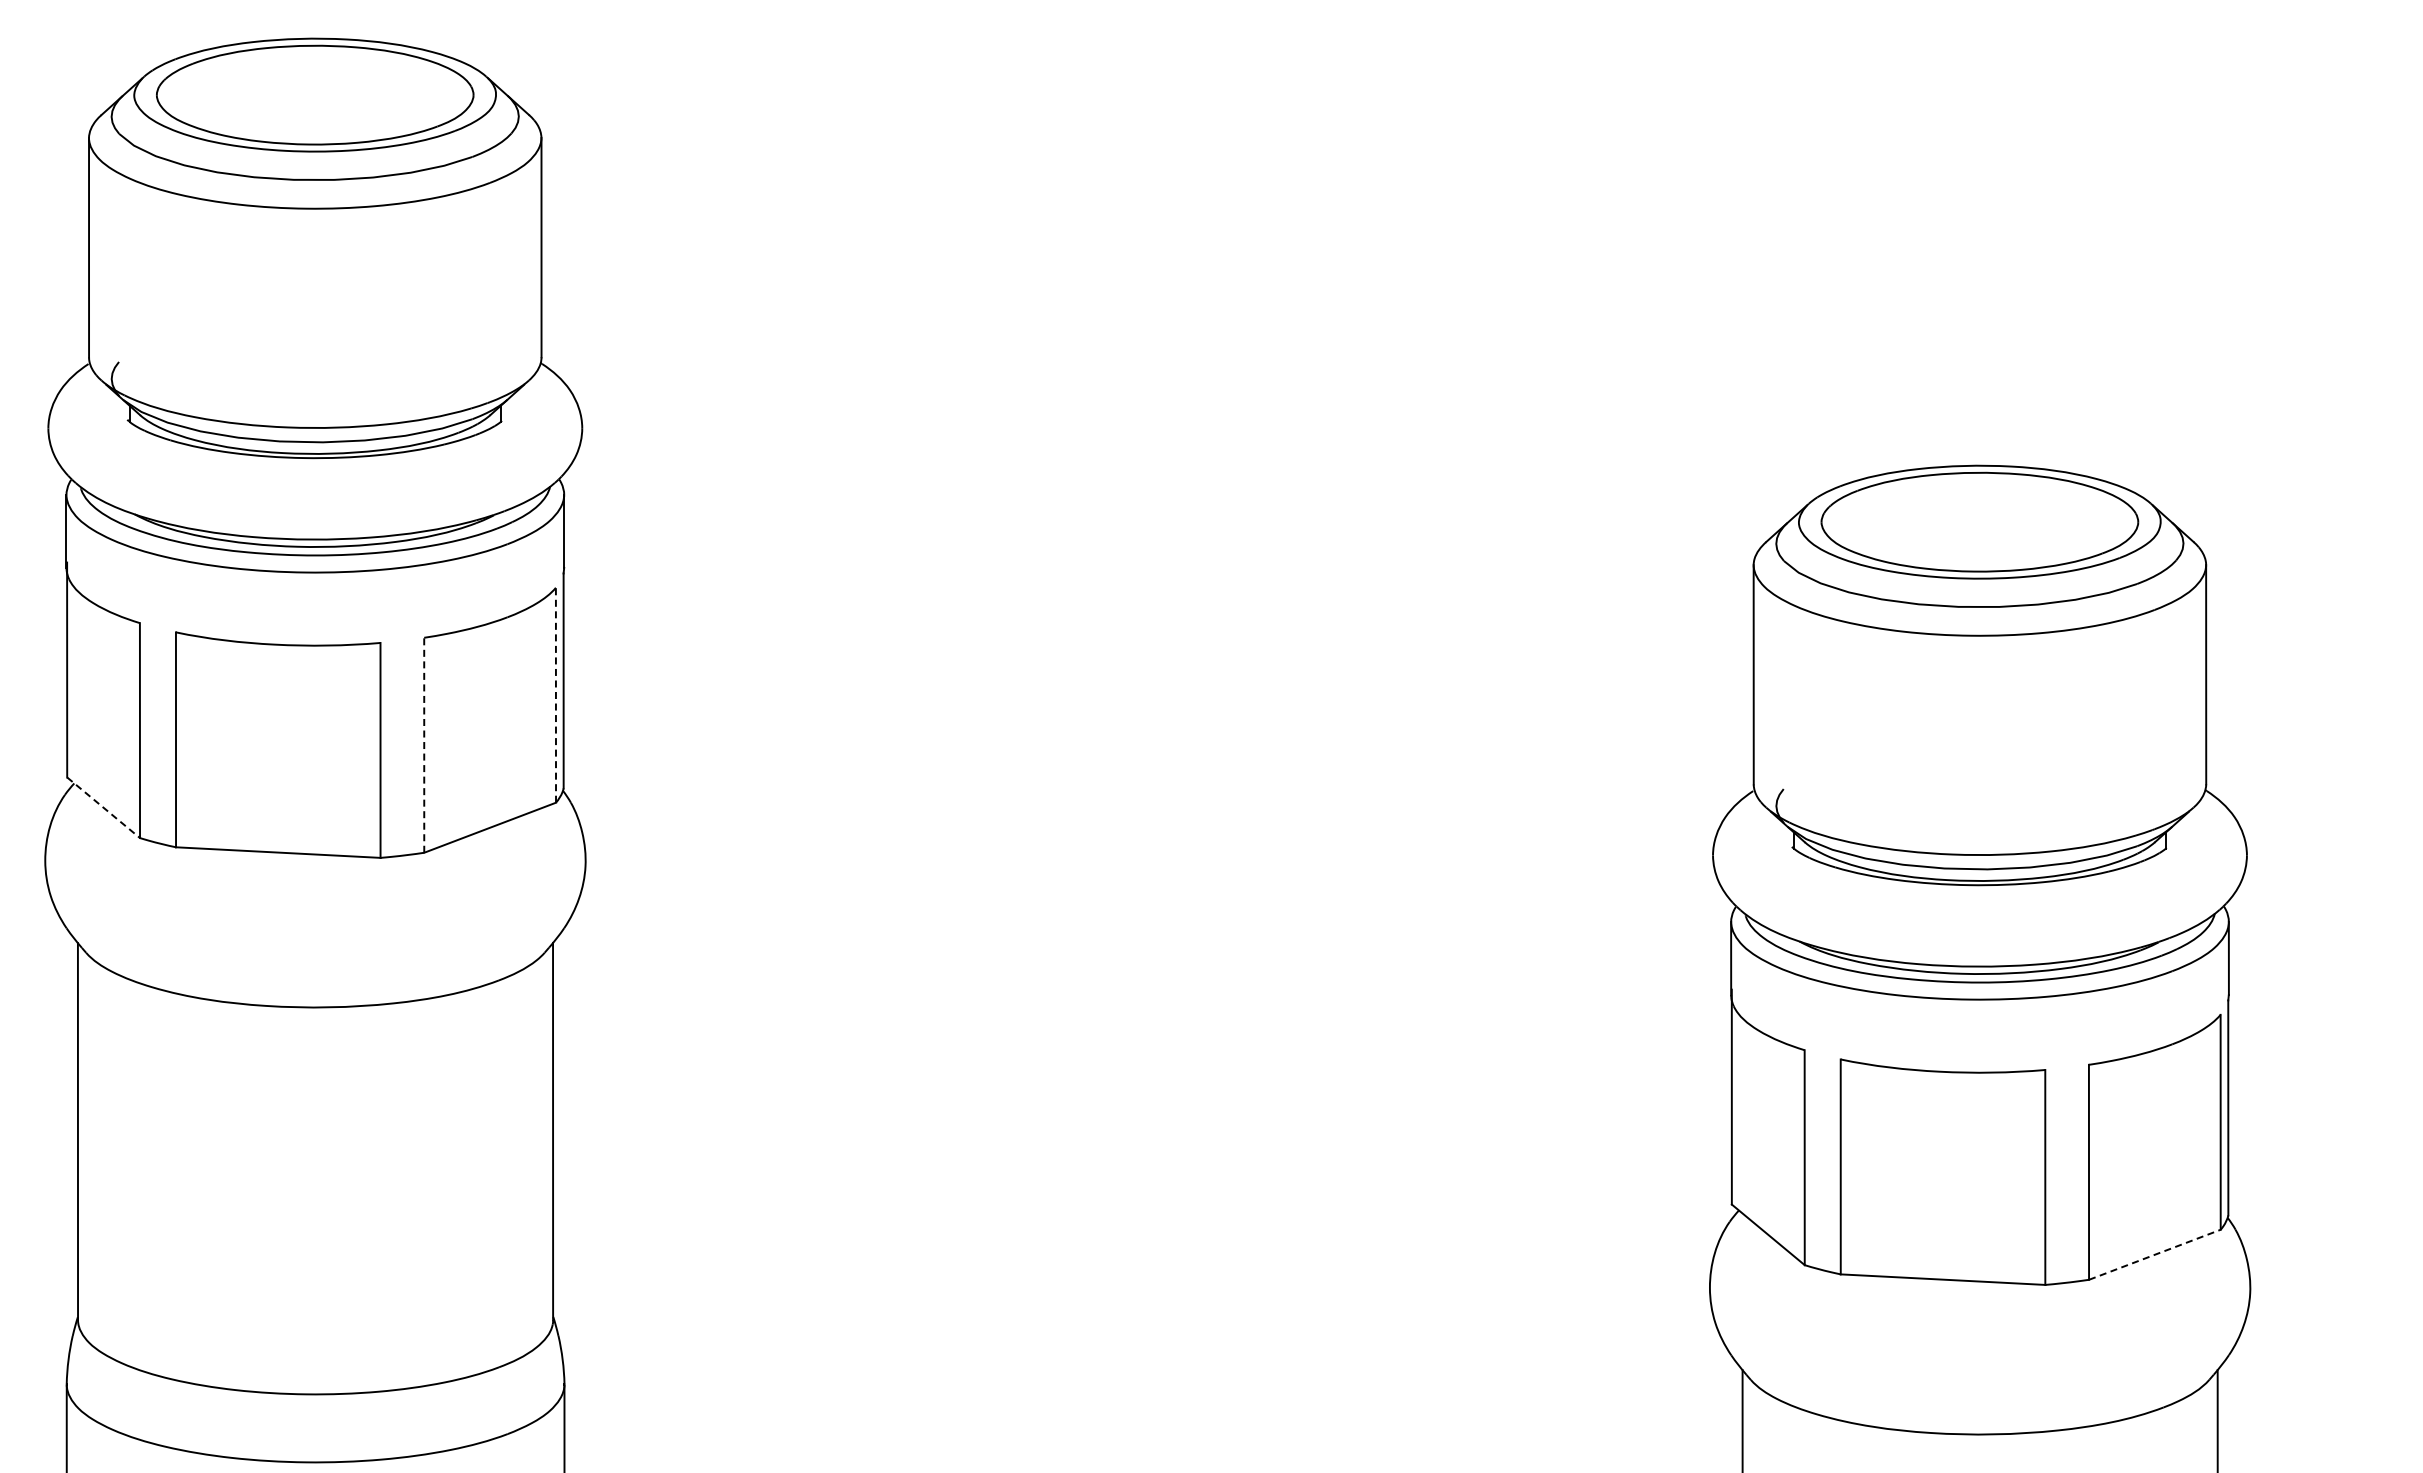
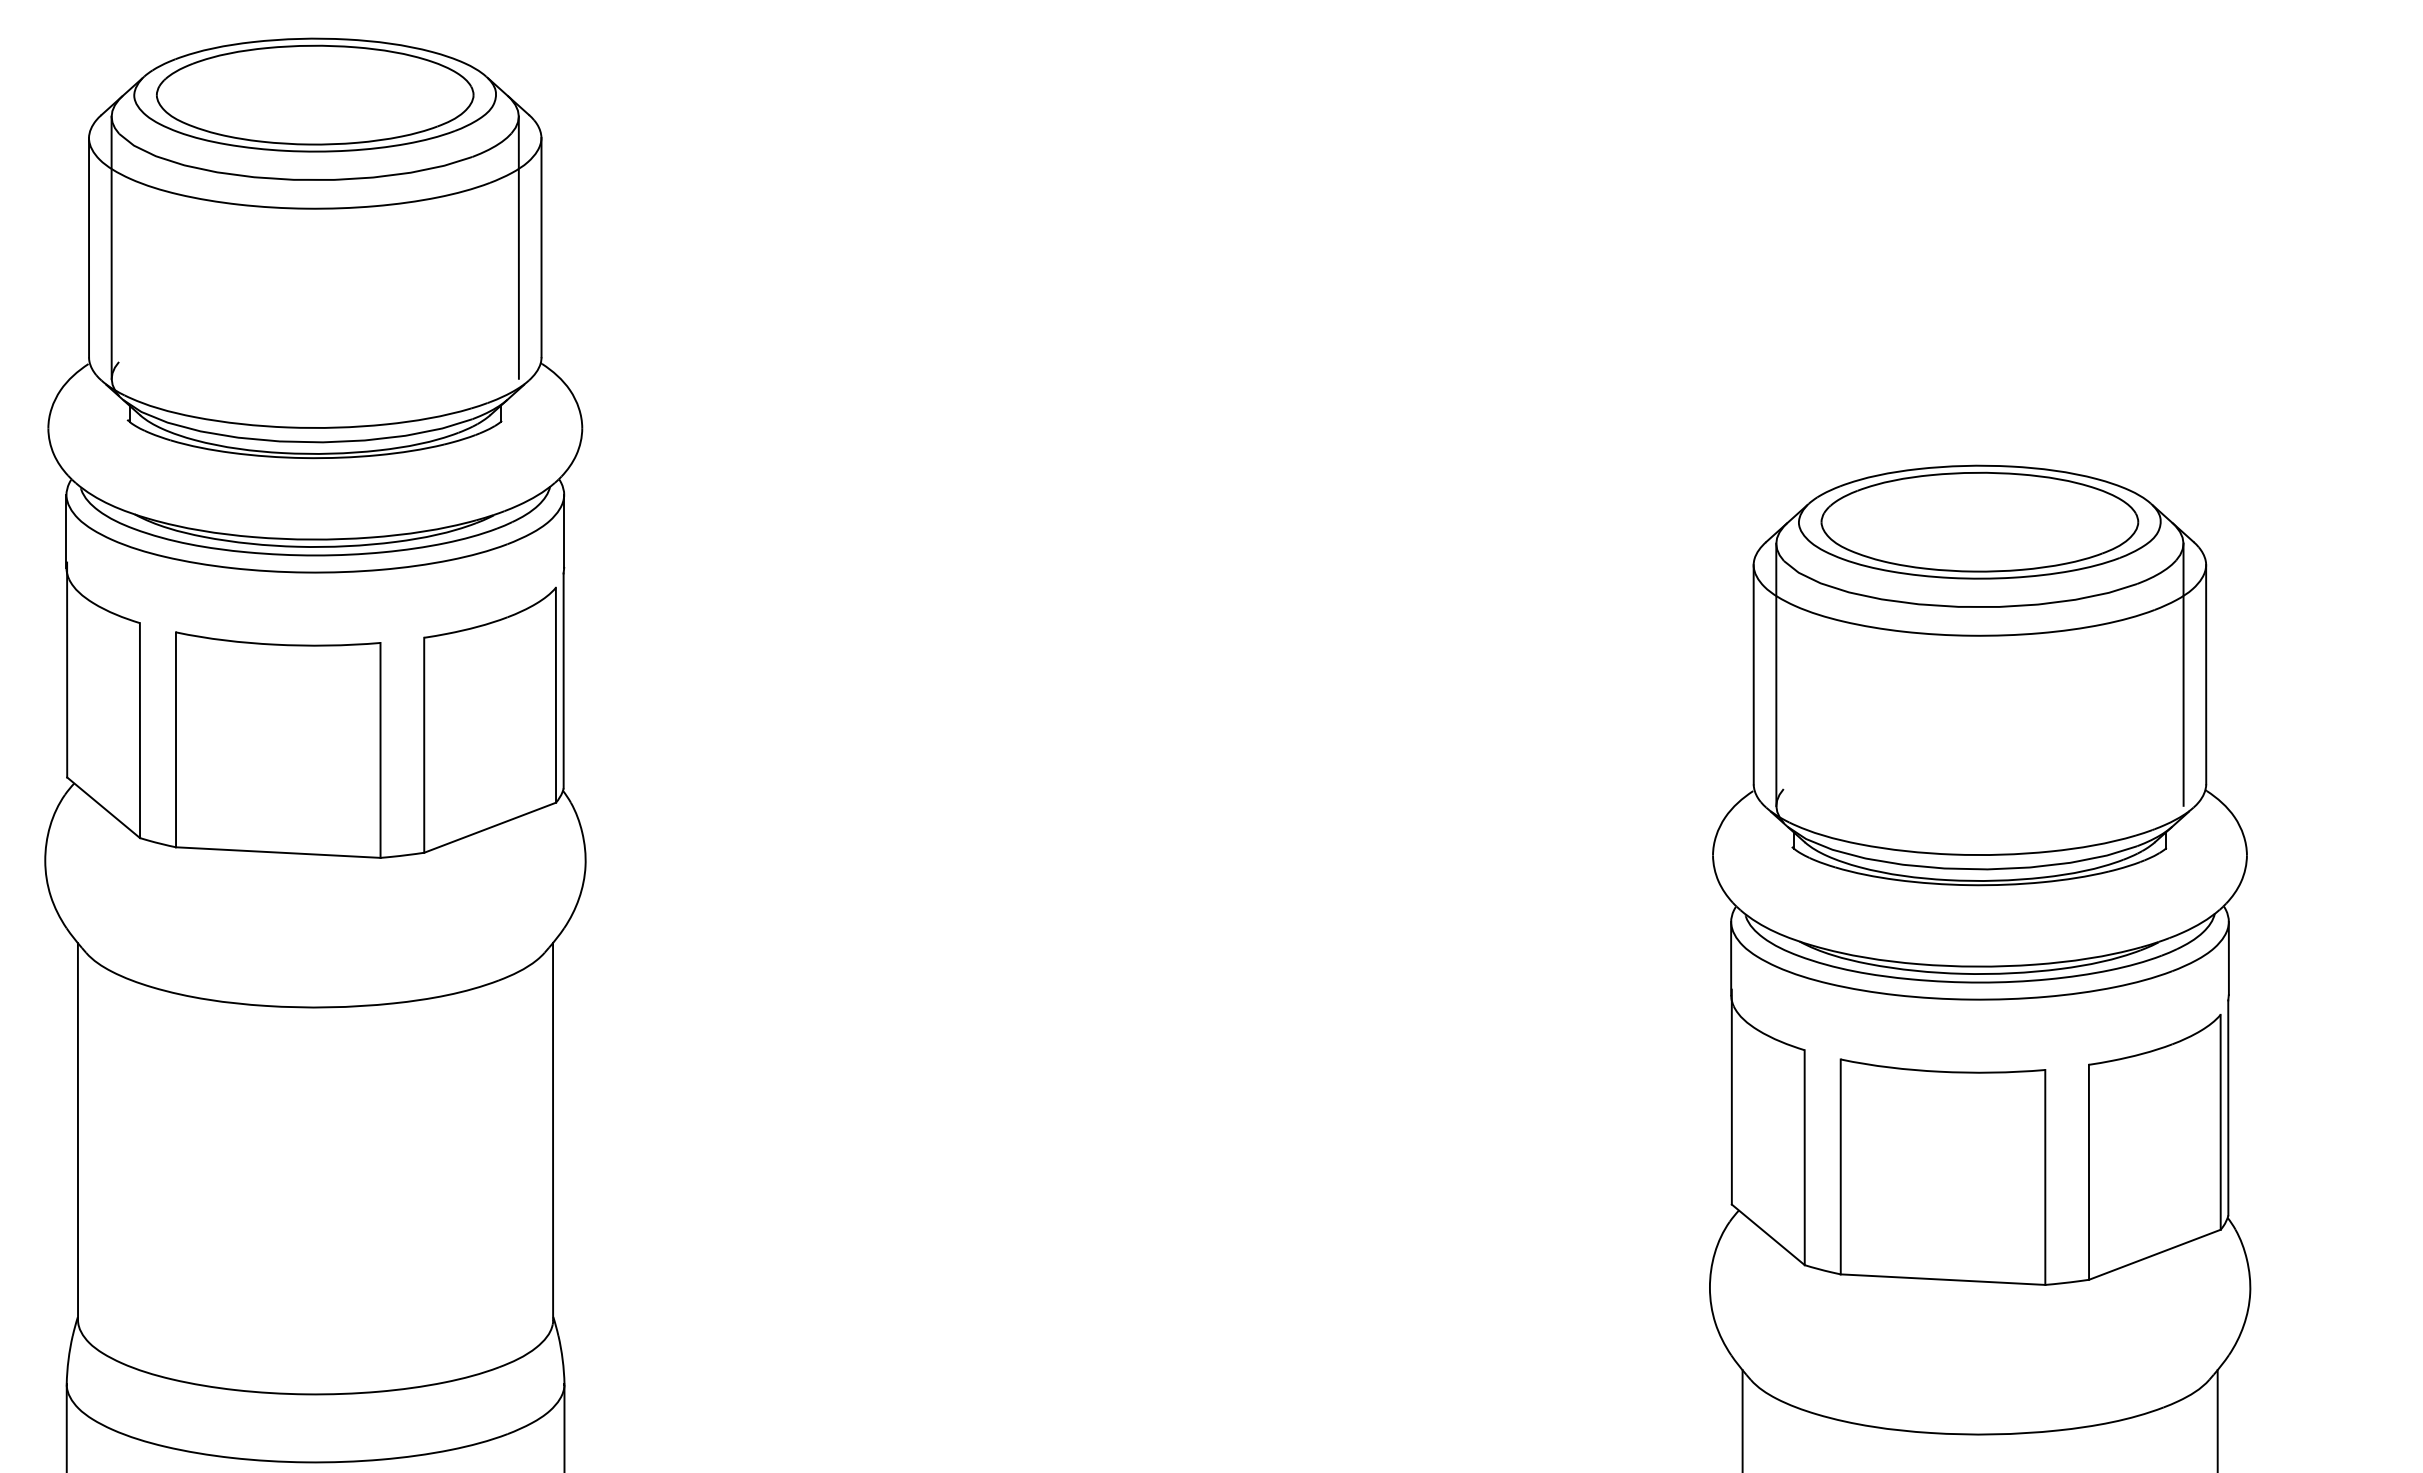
line: none -> present (111, 247)
line: none -> present (518, 247)
line: none -> present (1776, 674)
line: none -> present (2183, 674)
line: dashed -> solid (555, 694)
line: dashed -> solid (424, 744)
line: dashed -> solid (103, 808)
line: dashed -> solid (2155, 1254)
